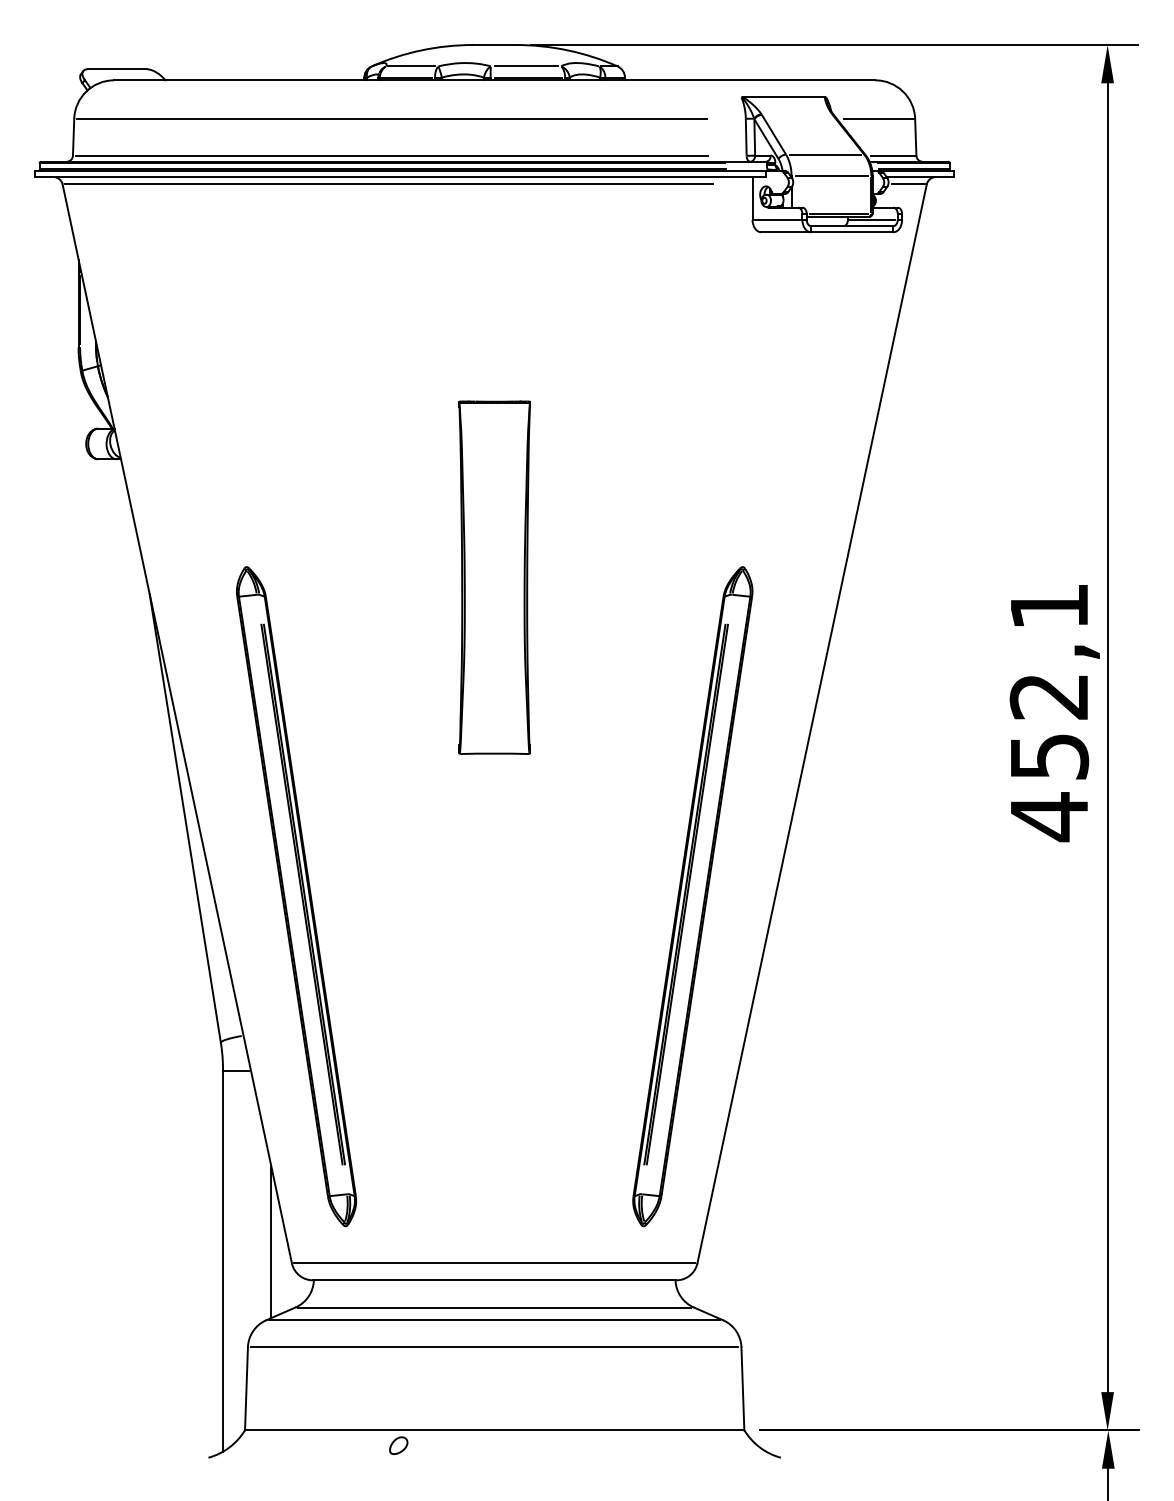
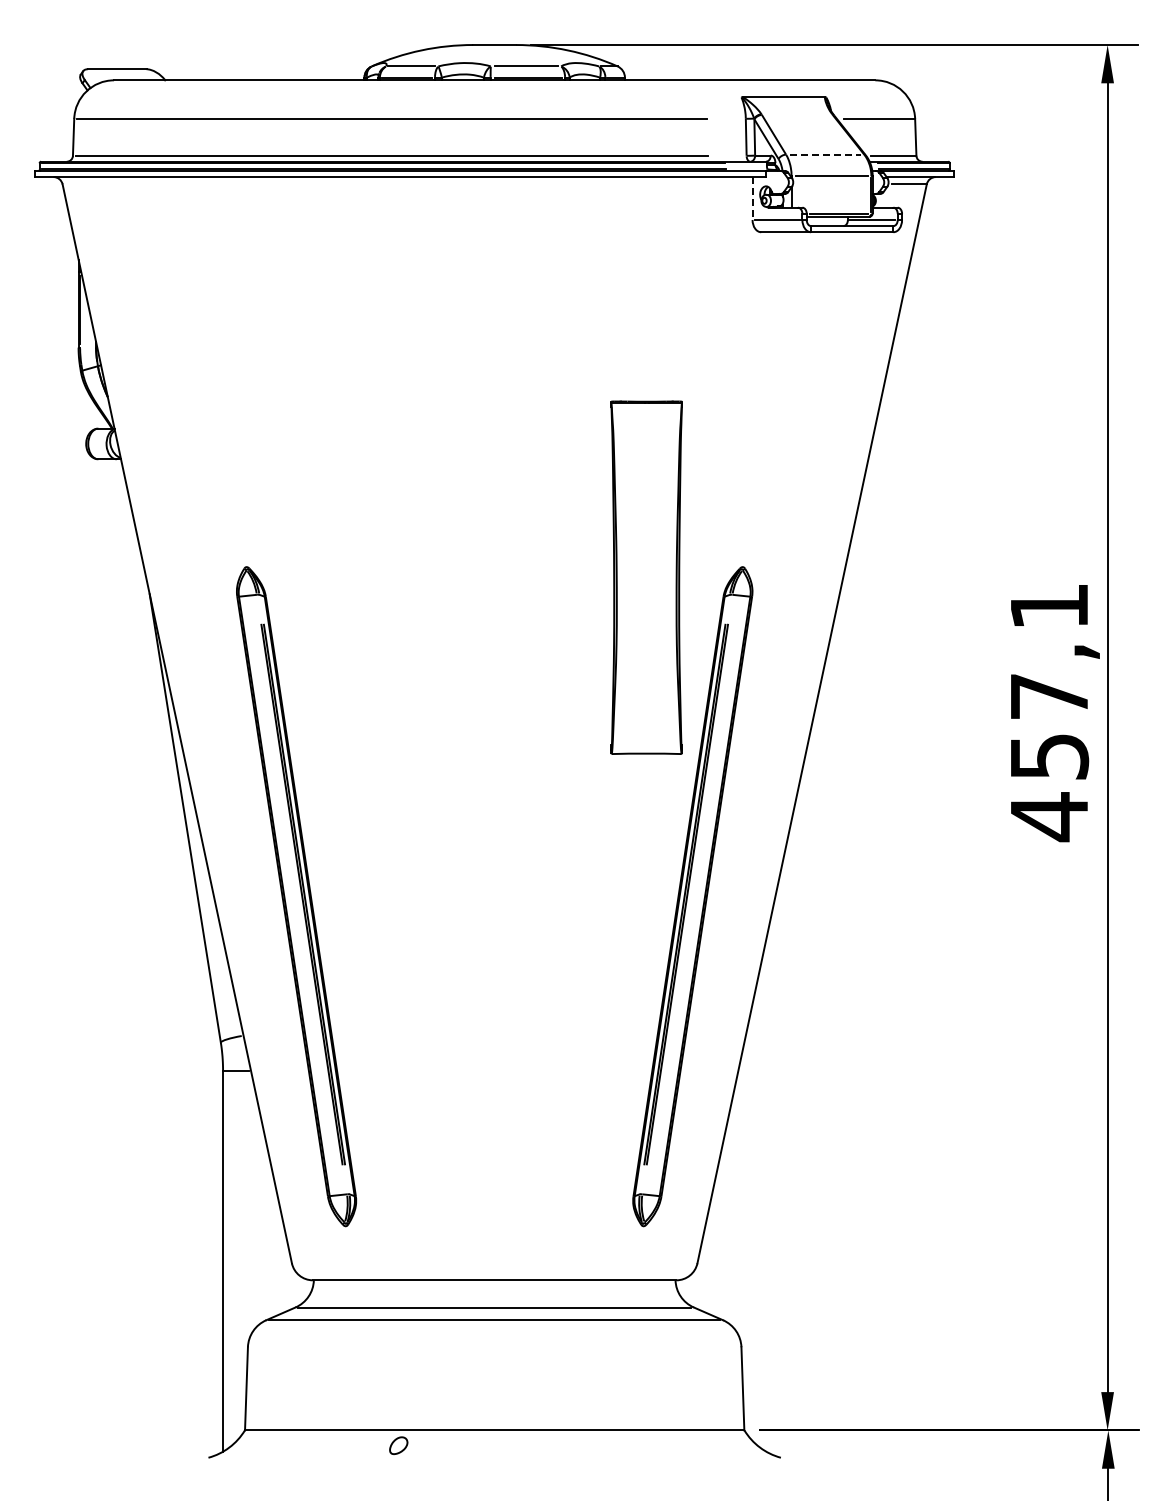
line: solid -> dashed (826, 154)
line: present -> none (388, 184)
line: solid -> dashed (752, 199)
part position: (494, 577) -> (646, 577) (646, 577)
text: 452,1 -> 457,1 (1048, 696)
line: present -> none (271, 1242)
line: present -> none (494, 1263)
line: present -> none (494, 1347)
